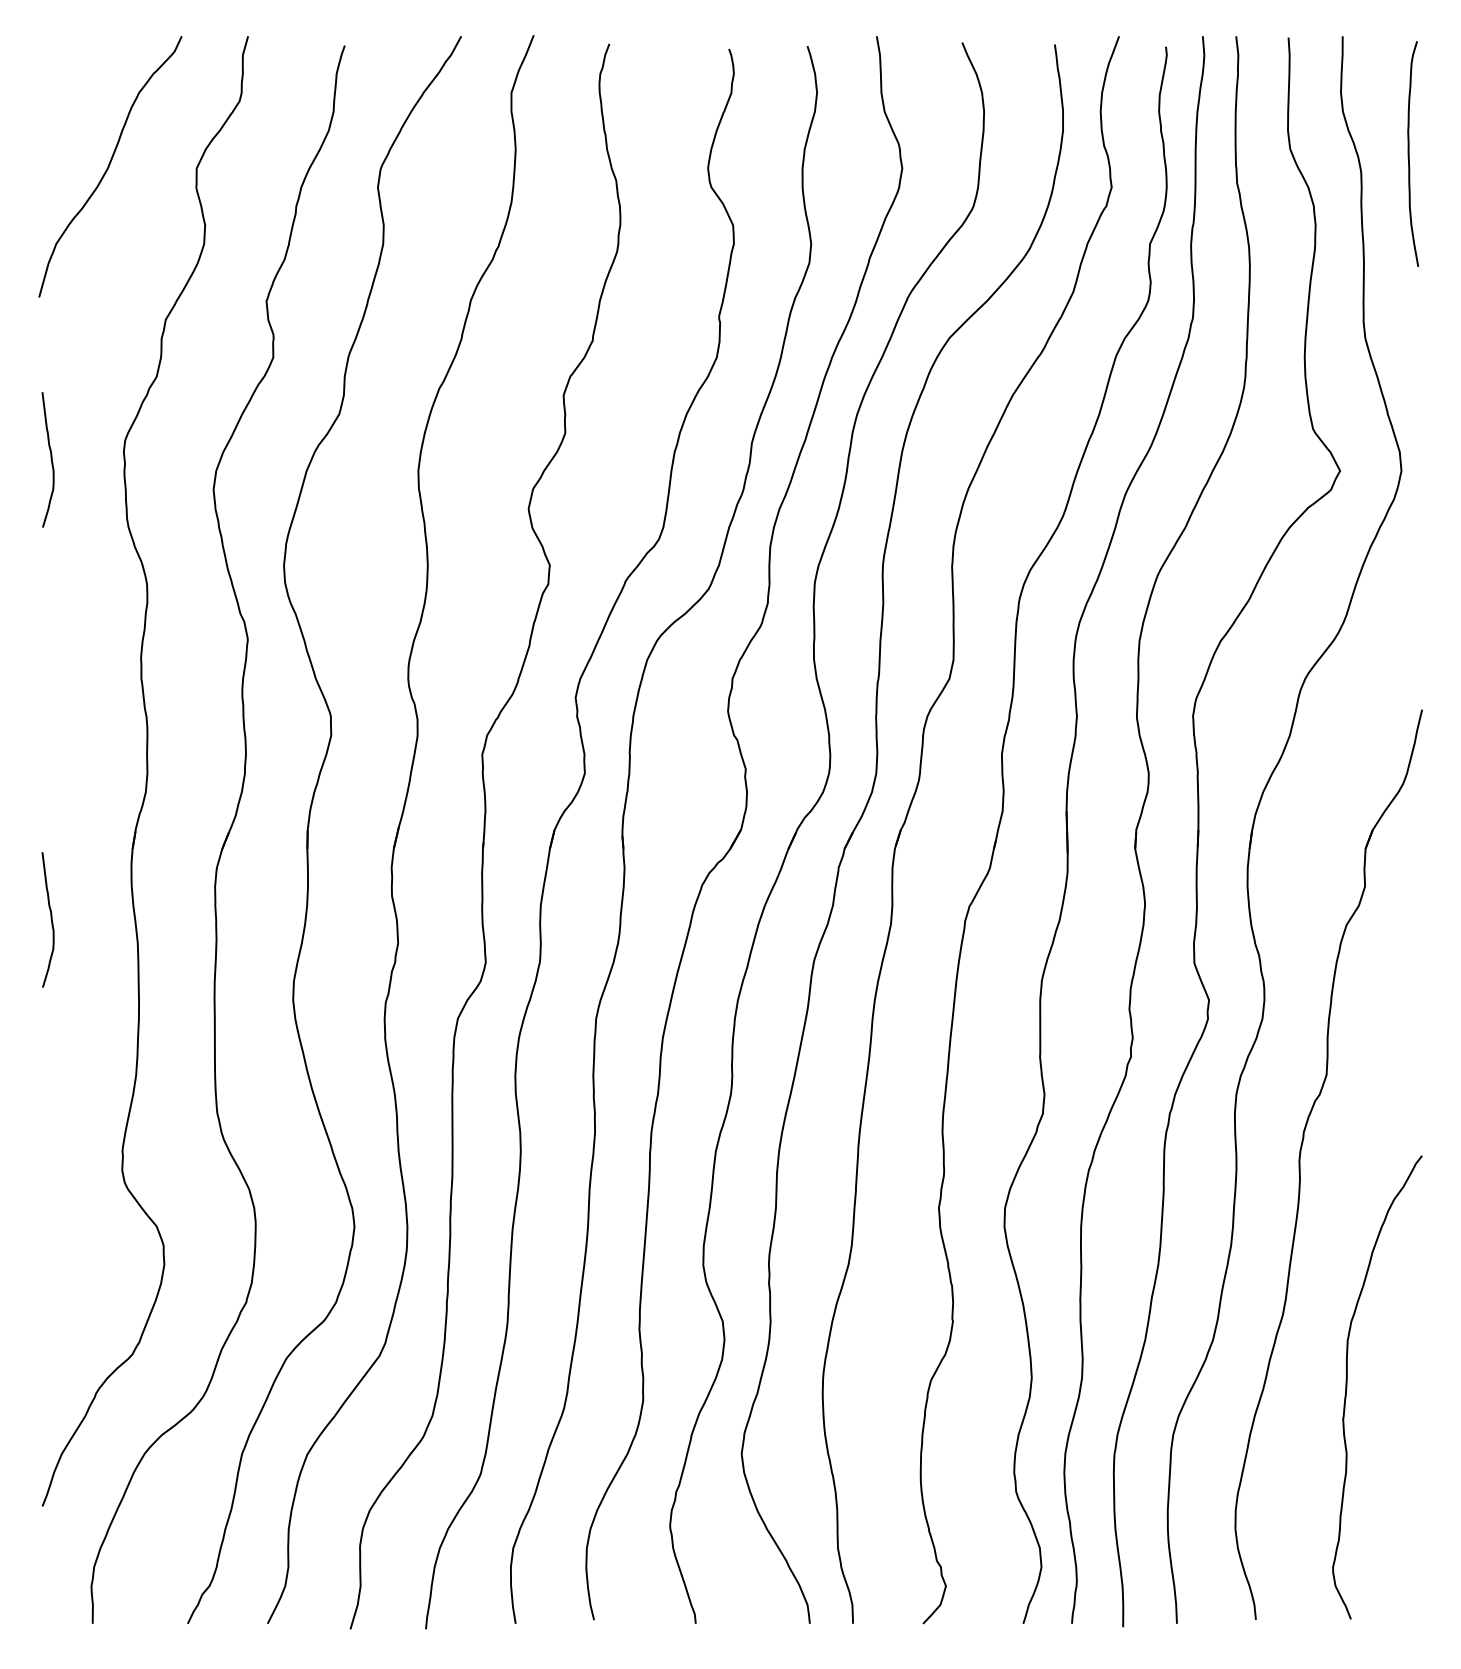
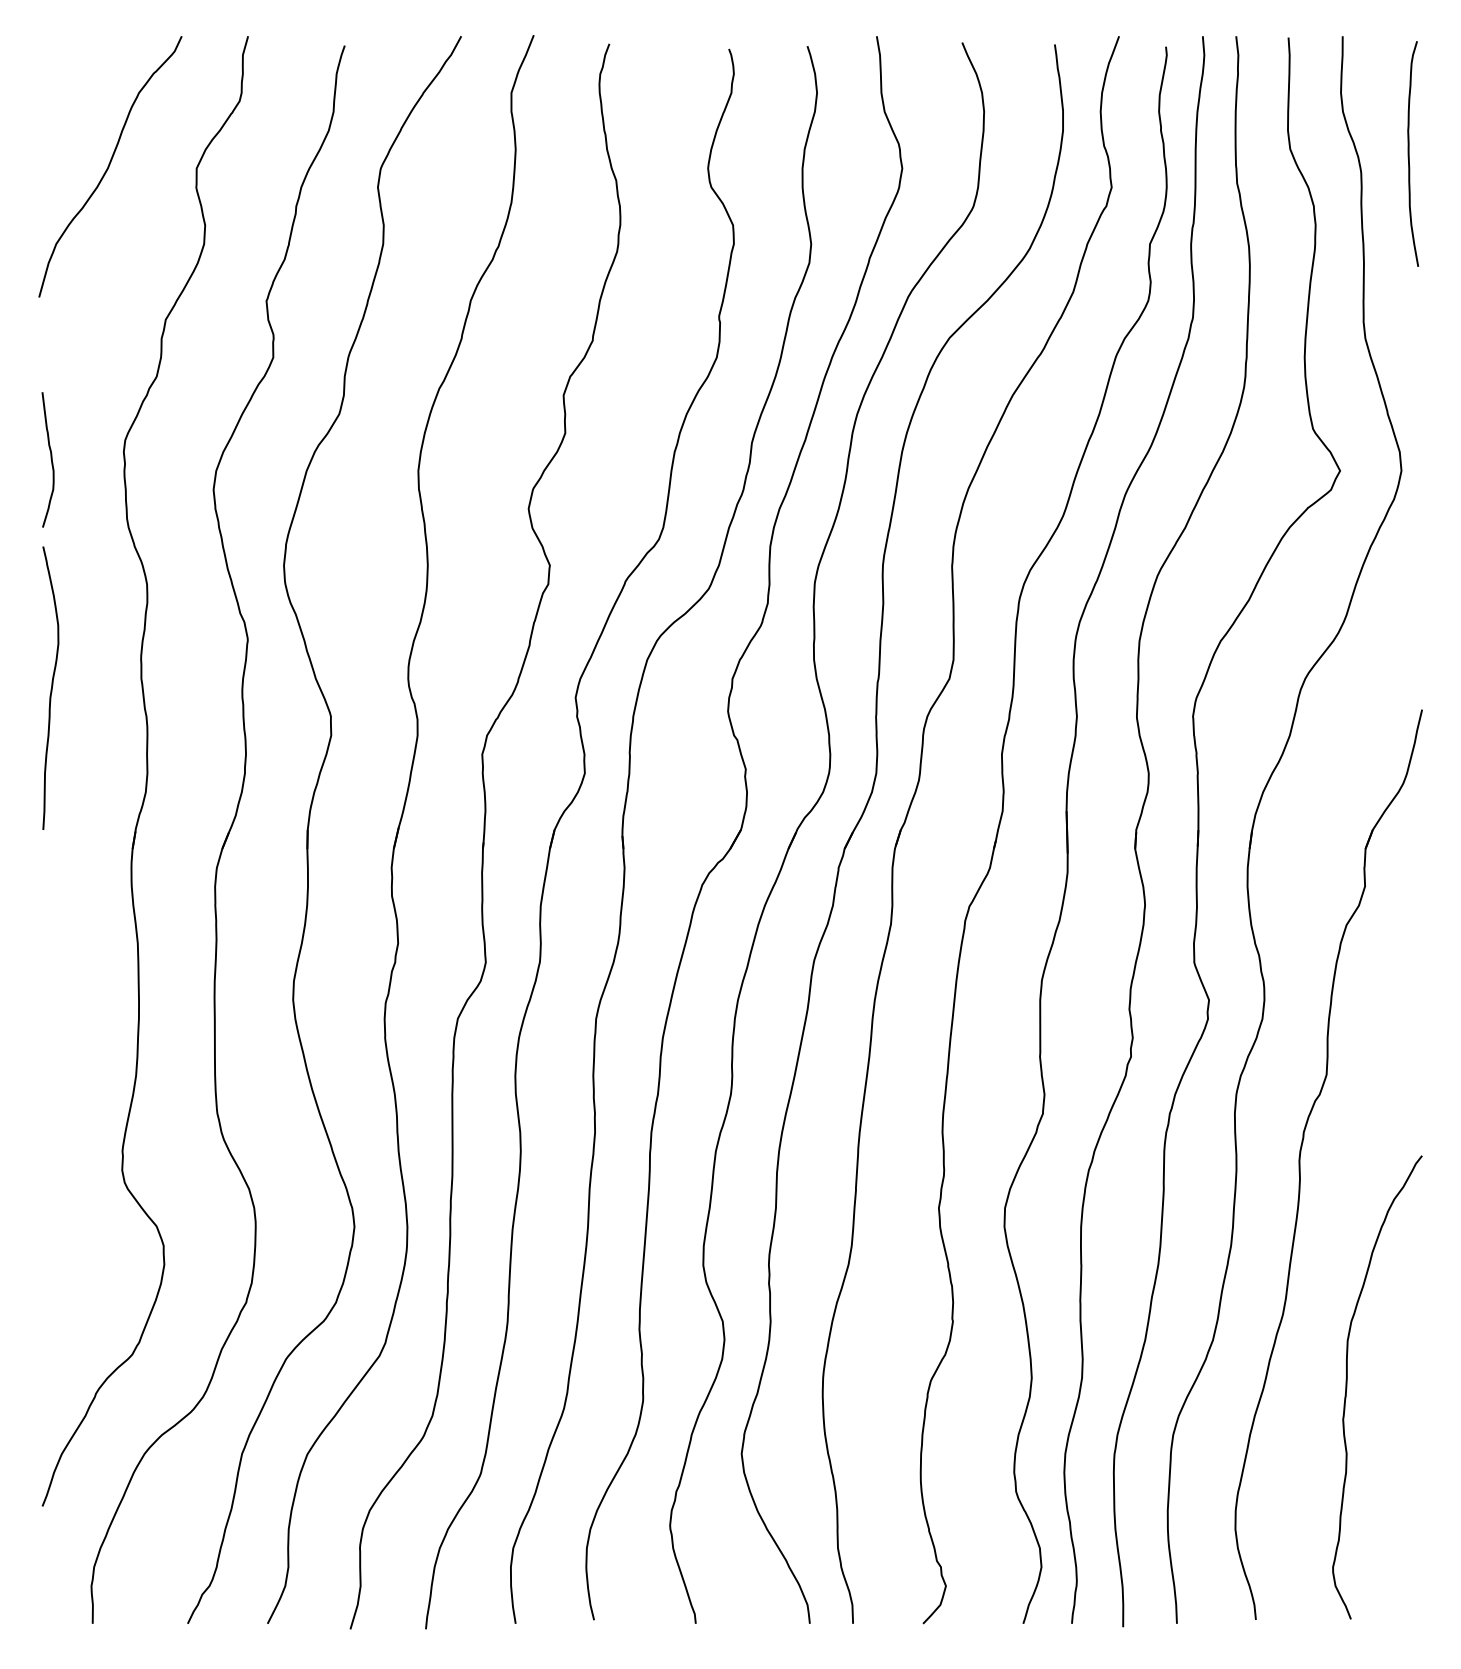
curve: none -> present (51, 687)
curve: present -> none (50, 919)
